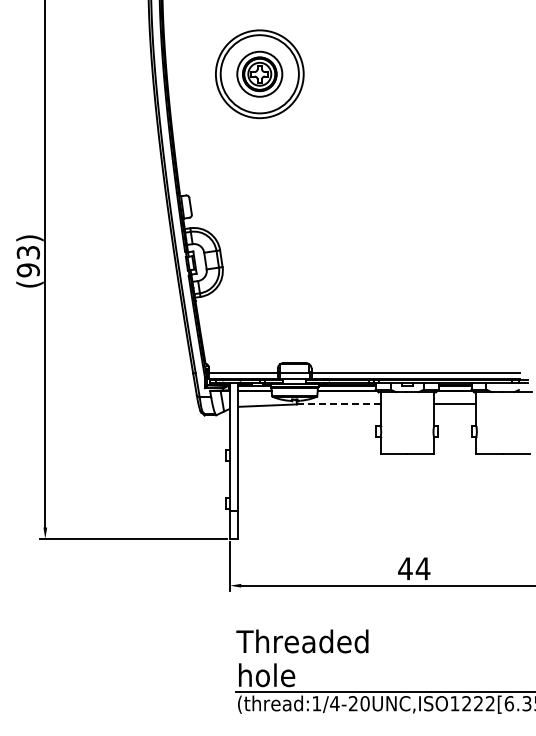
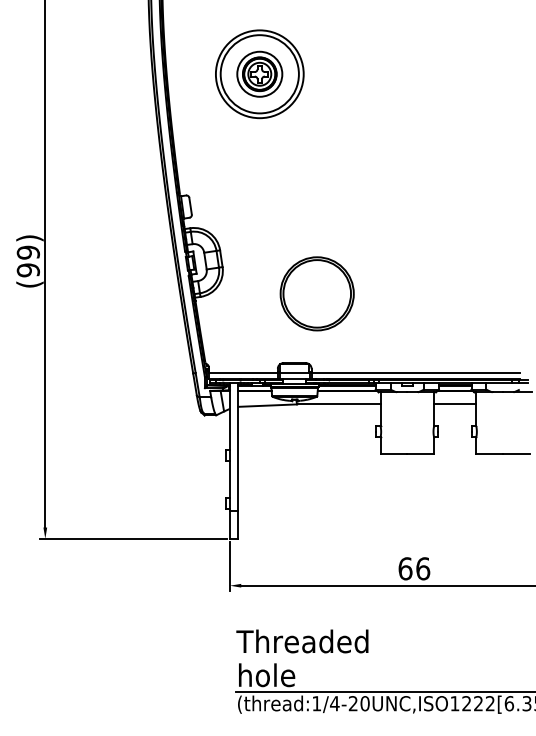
text: (93) -> (99) (27, 252)
part: none -> present (316, 293)
line: dashed -> solid (338, 404)
text: 44 -> 66 (414, 568)
